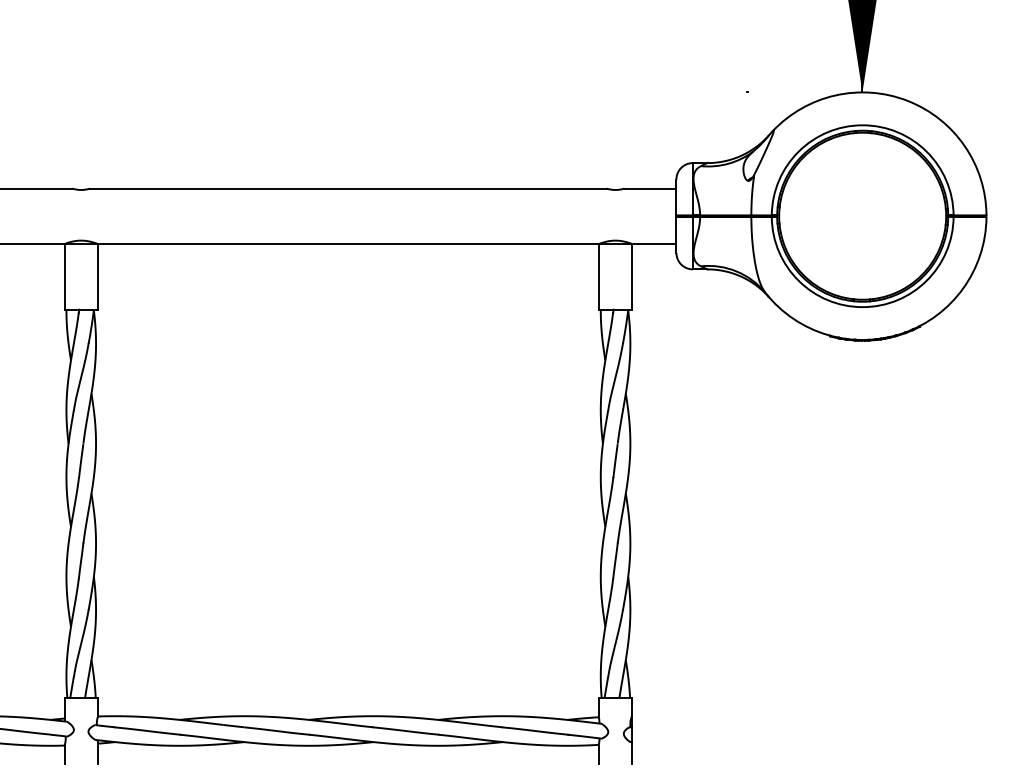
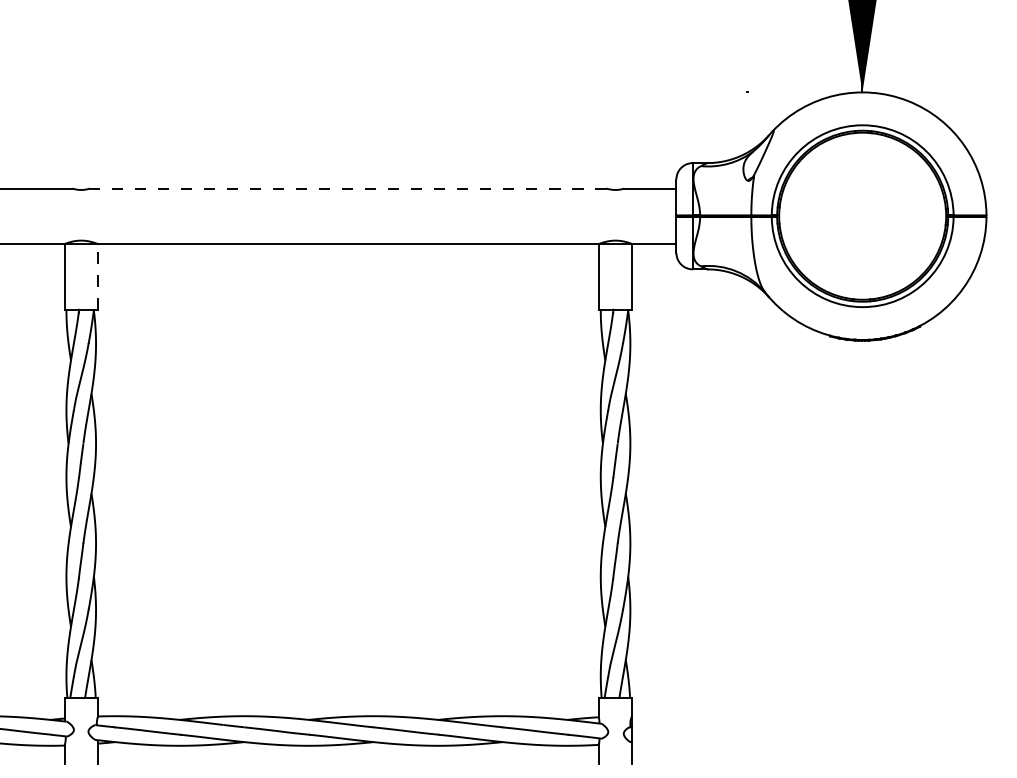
line: solid -> dashed (347, 188)
line: solid -> dashed (97, 276)
